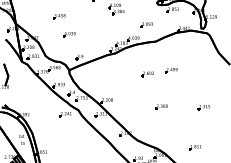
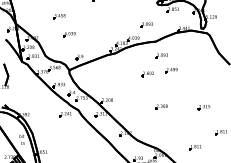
part: present -> none (116, 9)
part: none -> present (161, 55)
part: none -> present (221, 132)
